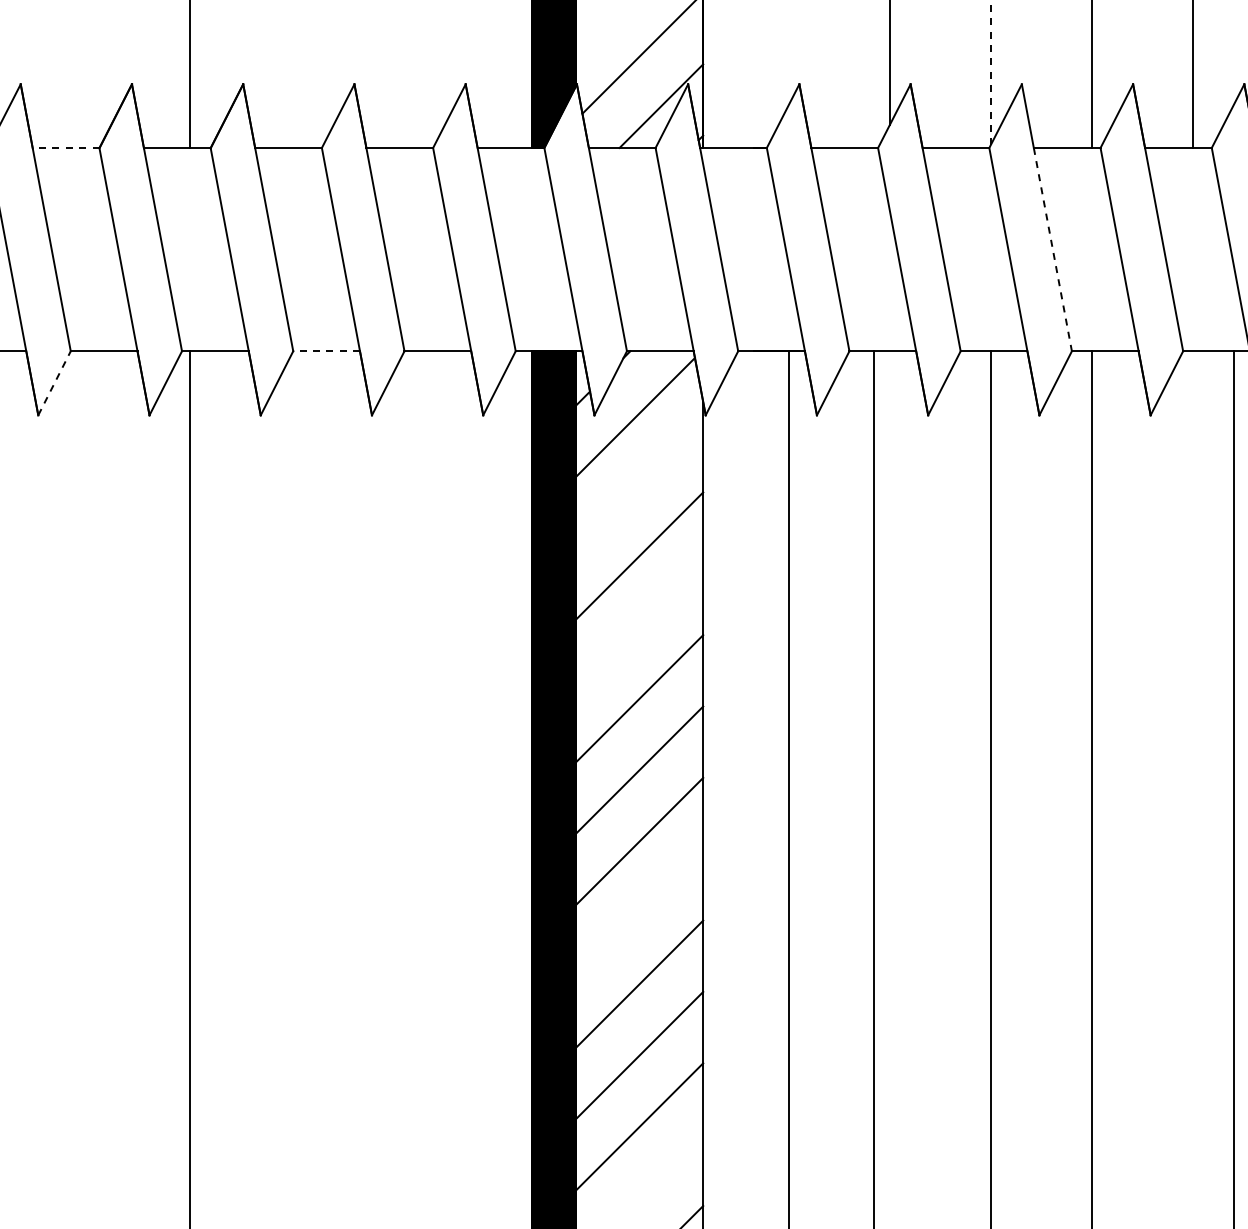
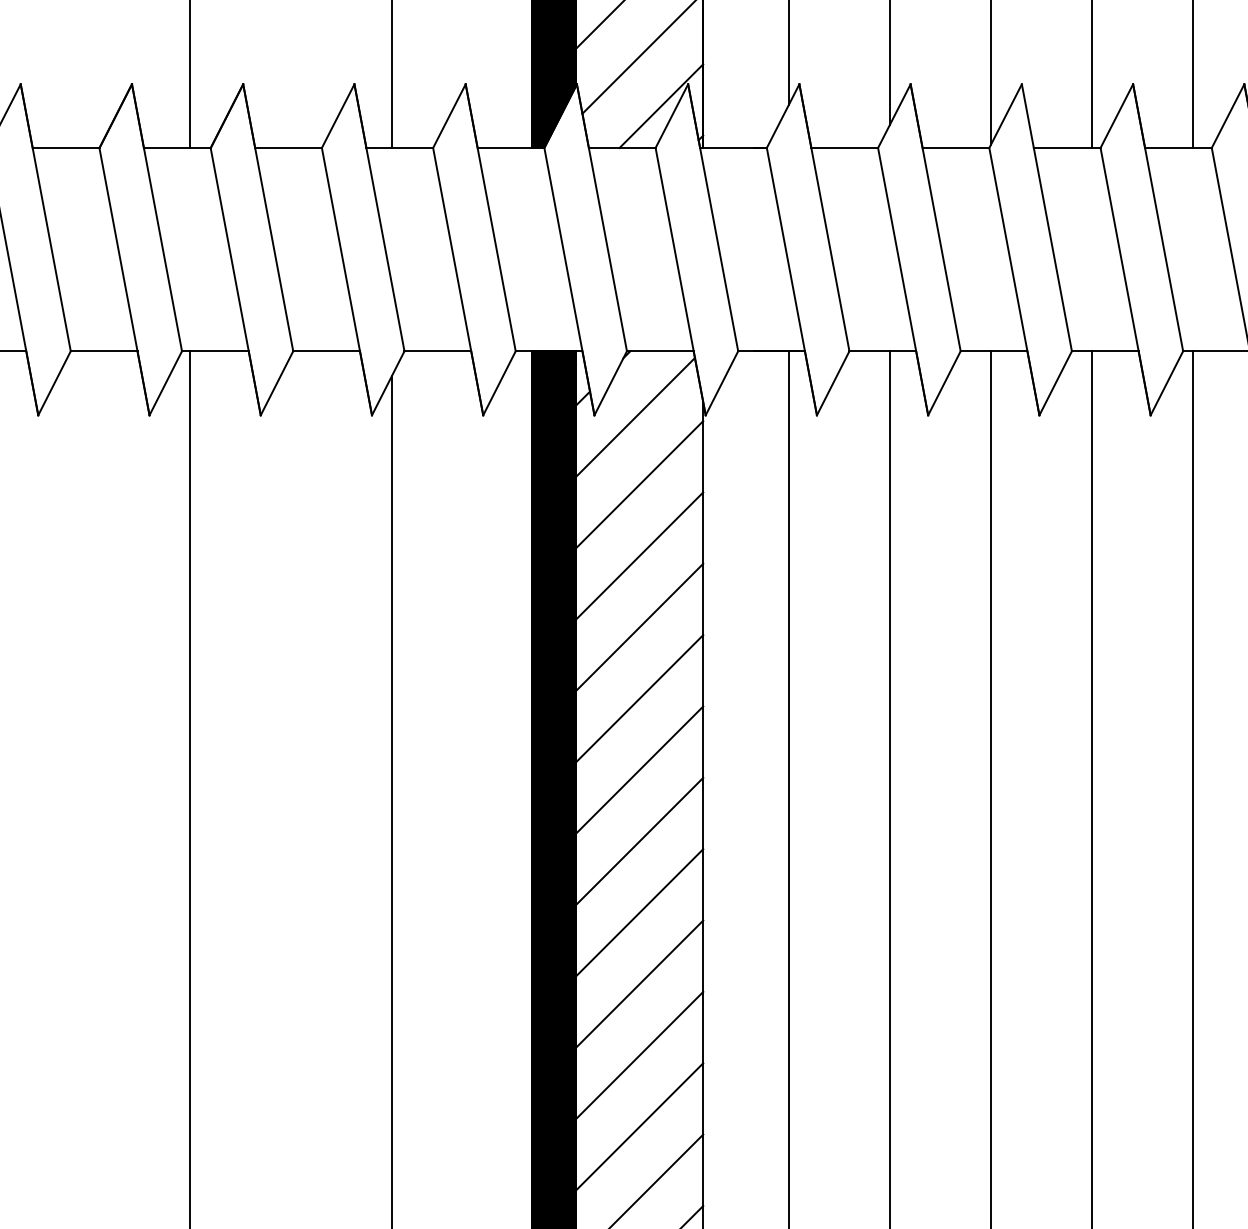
line: none -> present (599, 25)
line: none -> present (788, 53)
line: dashed -> solid (990, 72)
line: none -> present (391, 74)
line: dashed -> solid (65, 148)
line: dashed -> solid (1052, 250)
line: dashed -> solid (326, 351)
line: dashed -> solid (54, 383)
line: none -> present (639, 484)
line: none -> present (639, 627)
line position: (873, 788) -> (889, 788) (889, 788)
line position: (1233, 788) -> (1192, 788) (1192, 788)
line: none -> present (391, 800)
line: none -> present (639, 912)
line: none -> present (657, 1179)
